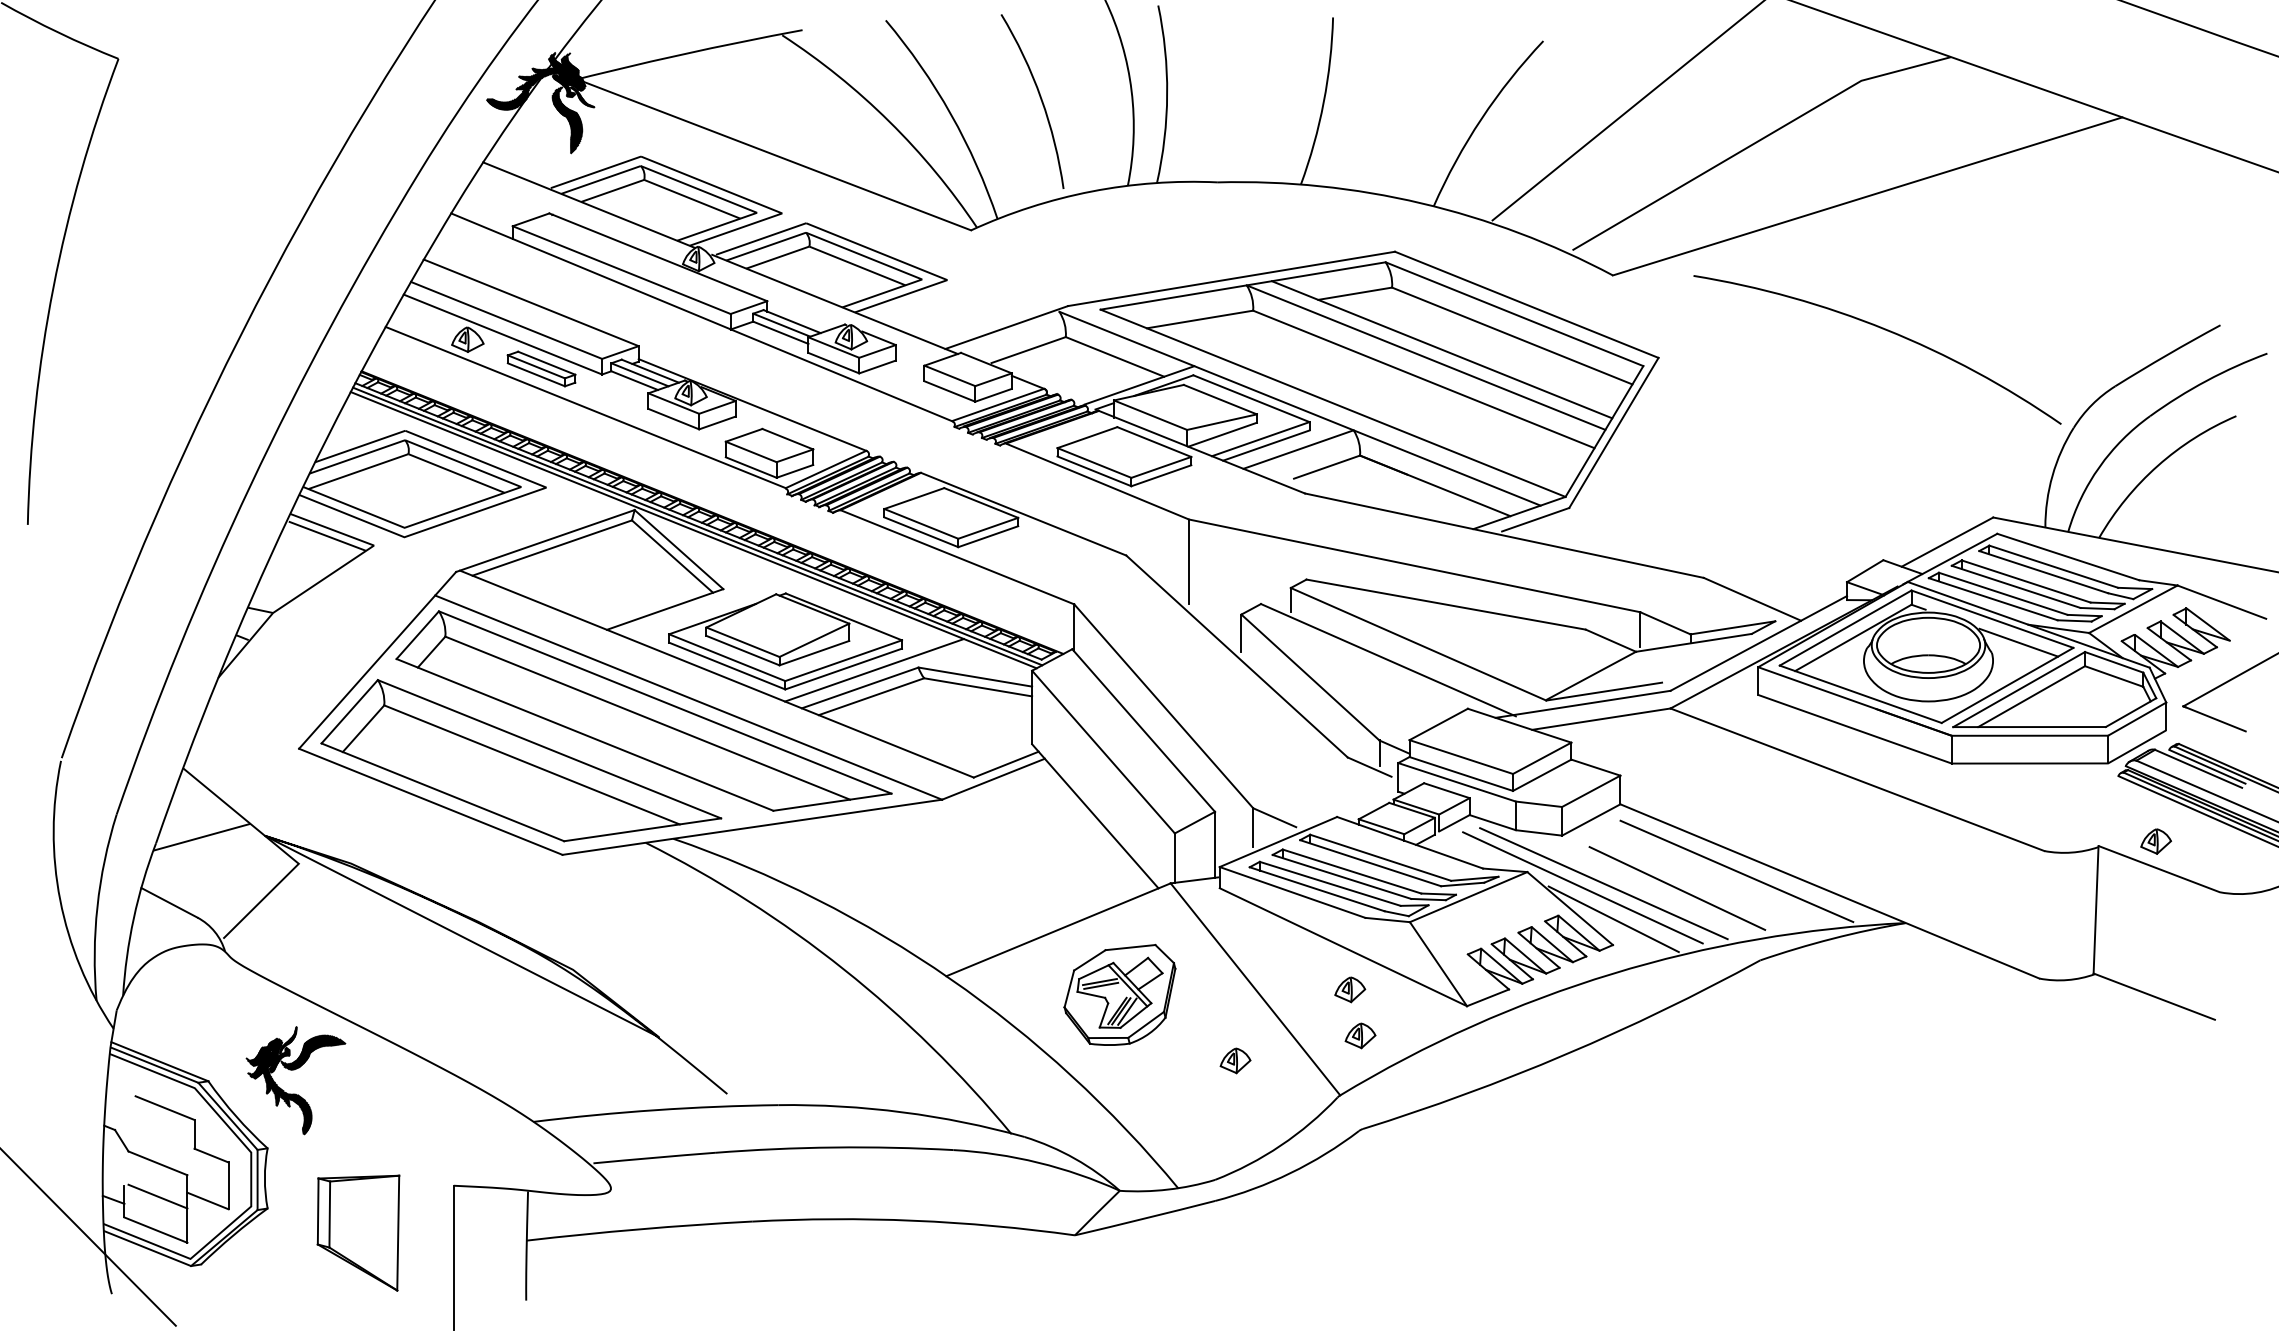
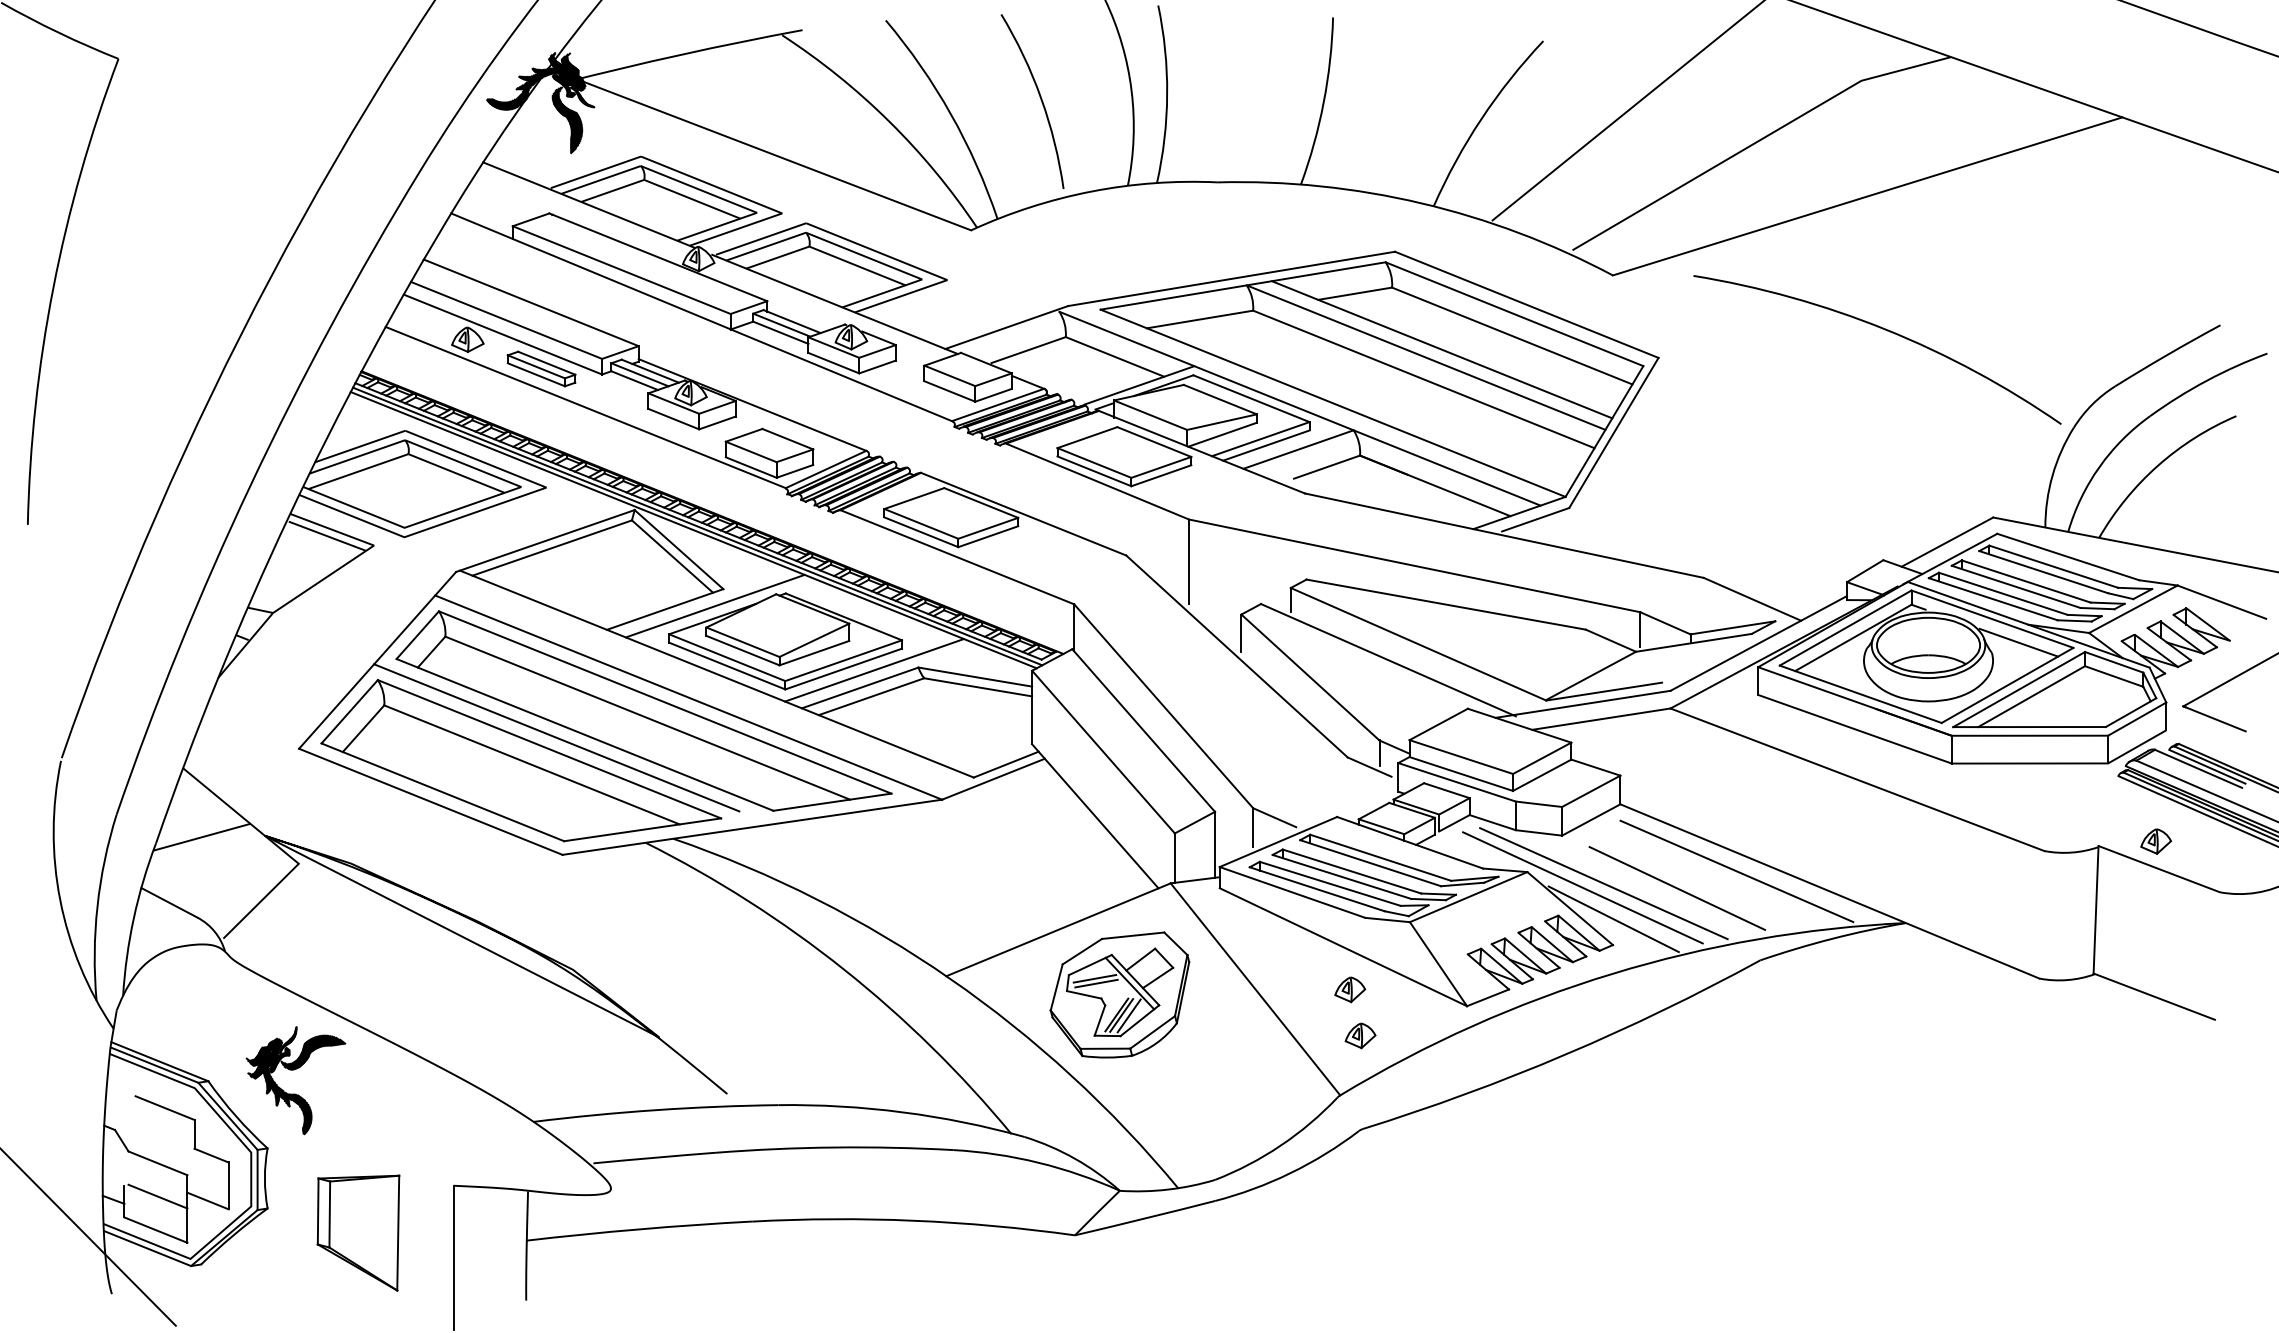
line: none -> present (714, 605)
line: none -> present (556, 737)
part size: 114x102 px -> 142x128 px (1119, 994)
part: present -> none (1235, 1060)
